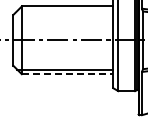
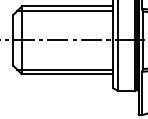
line: none -> present (65, 11)
line: dashed -> solid (67, 74)
